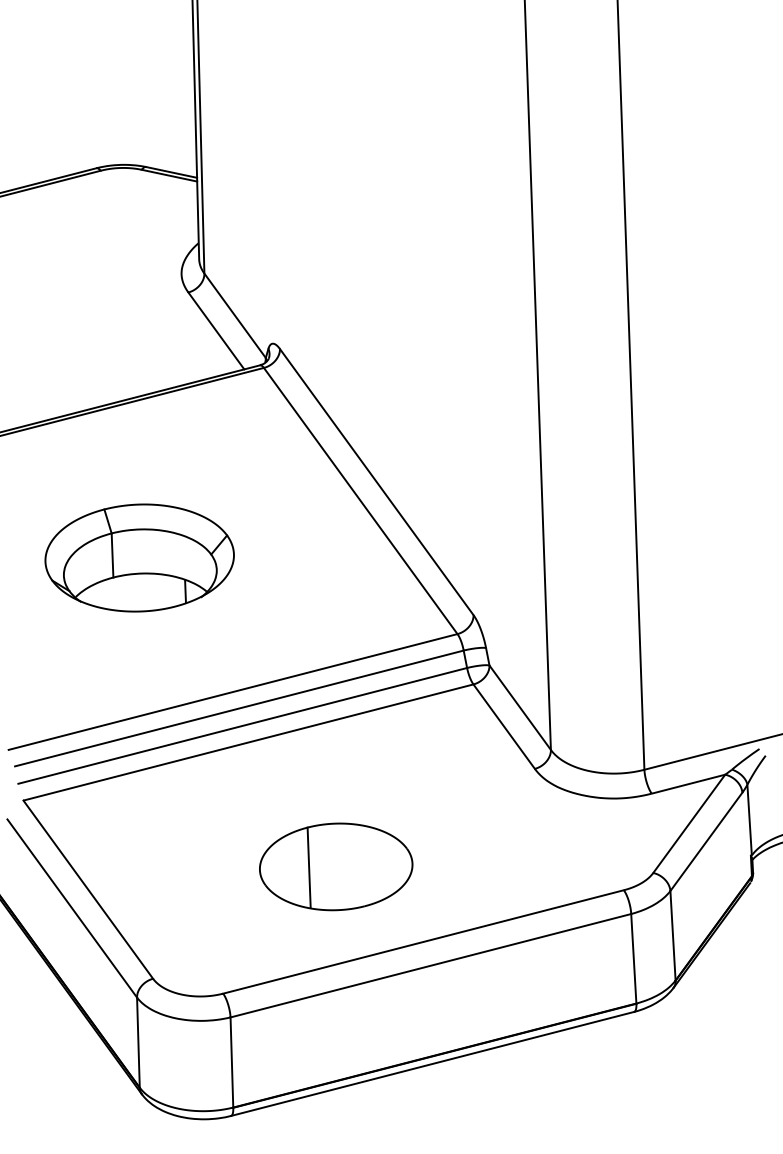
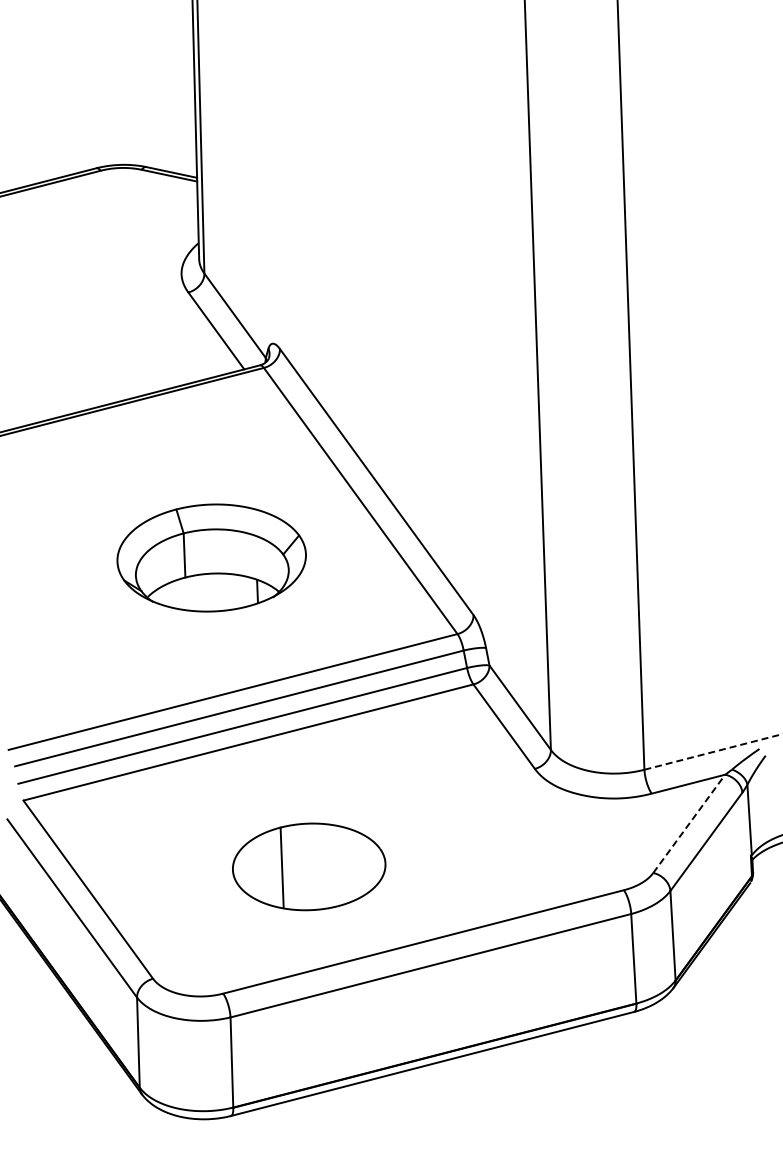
part position: (139, 557) -> (211, 557) (211, 557)
line: solid -> dashed (713, 751)
line: solid -> dashed (689, 823)
part position: (336, 866) -> (309, 866) (309, 866)
